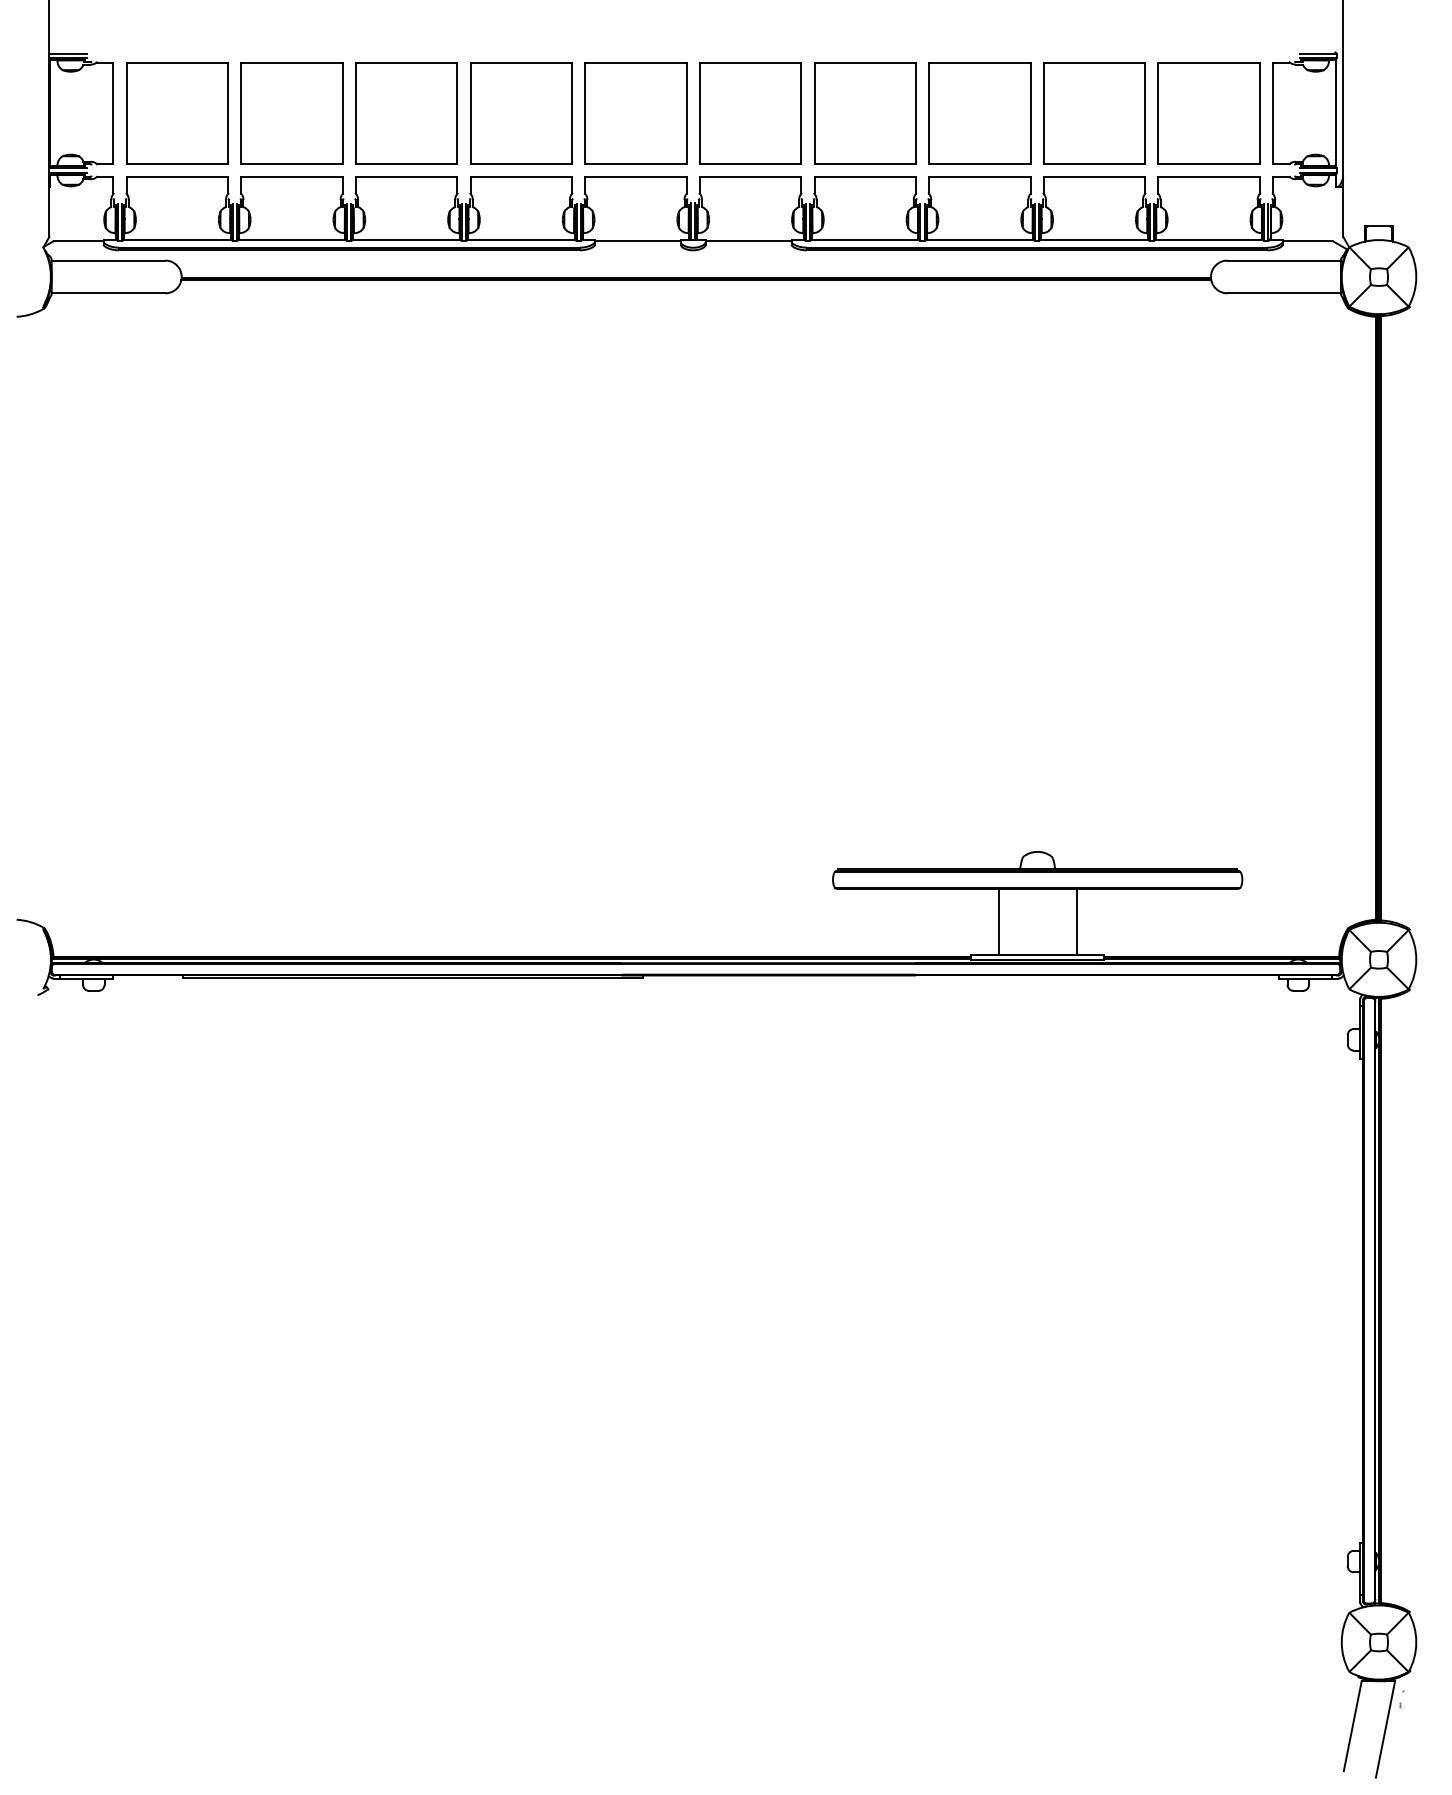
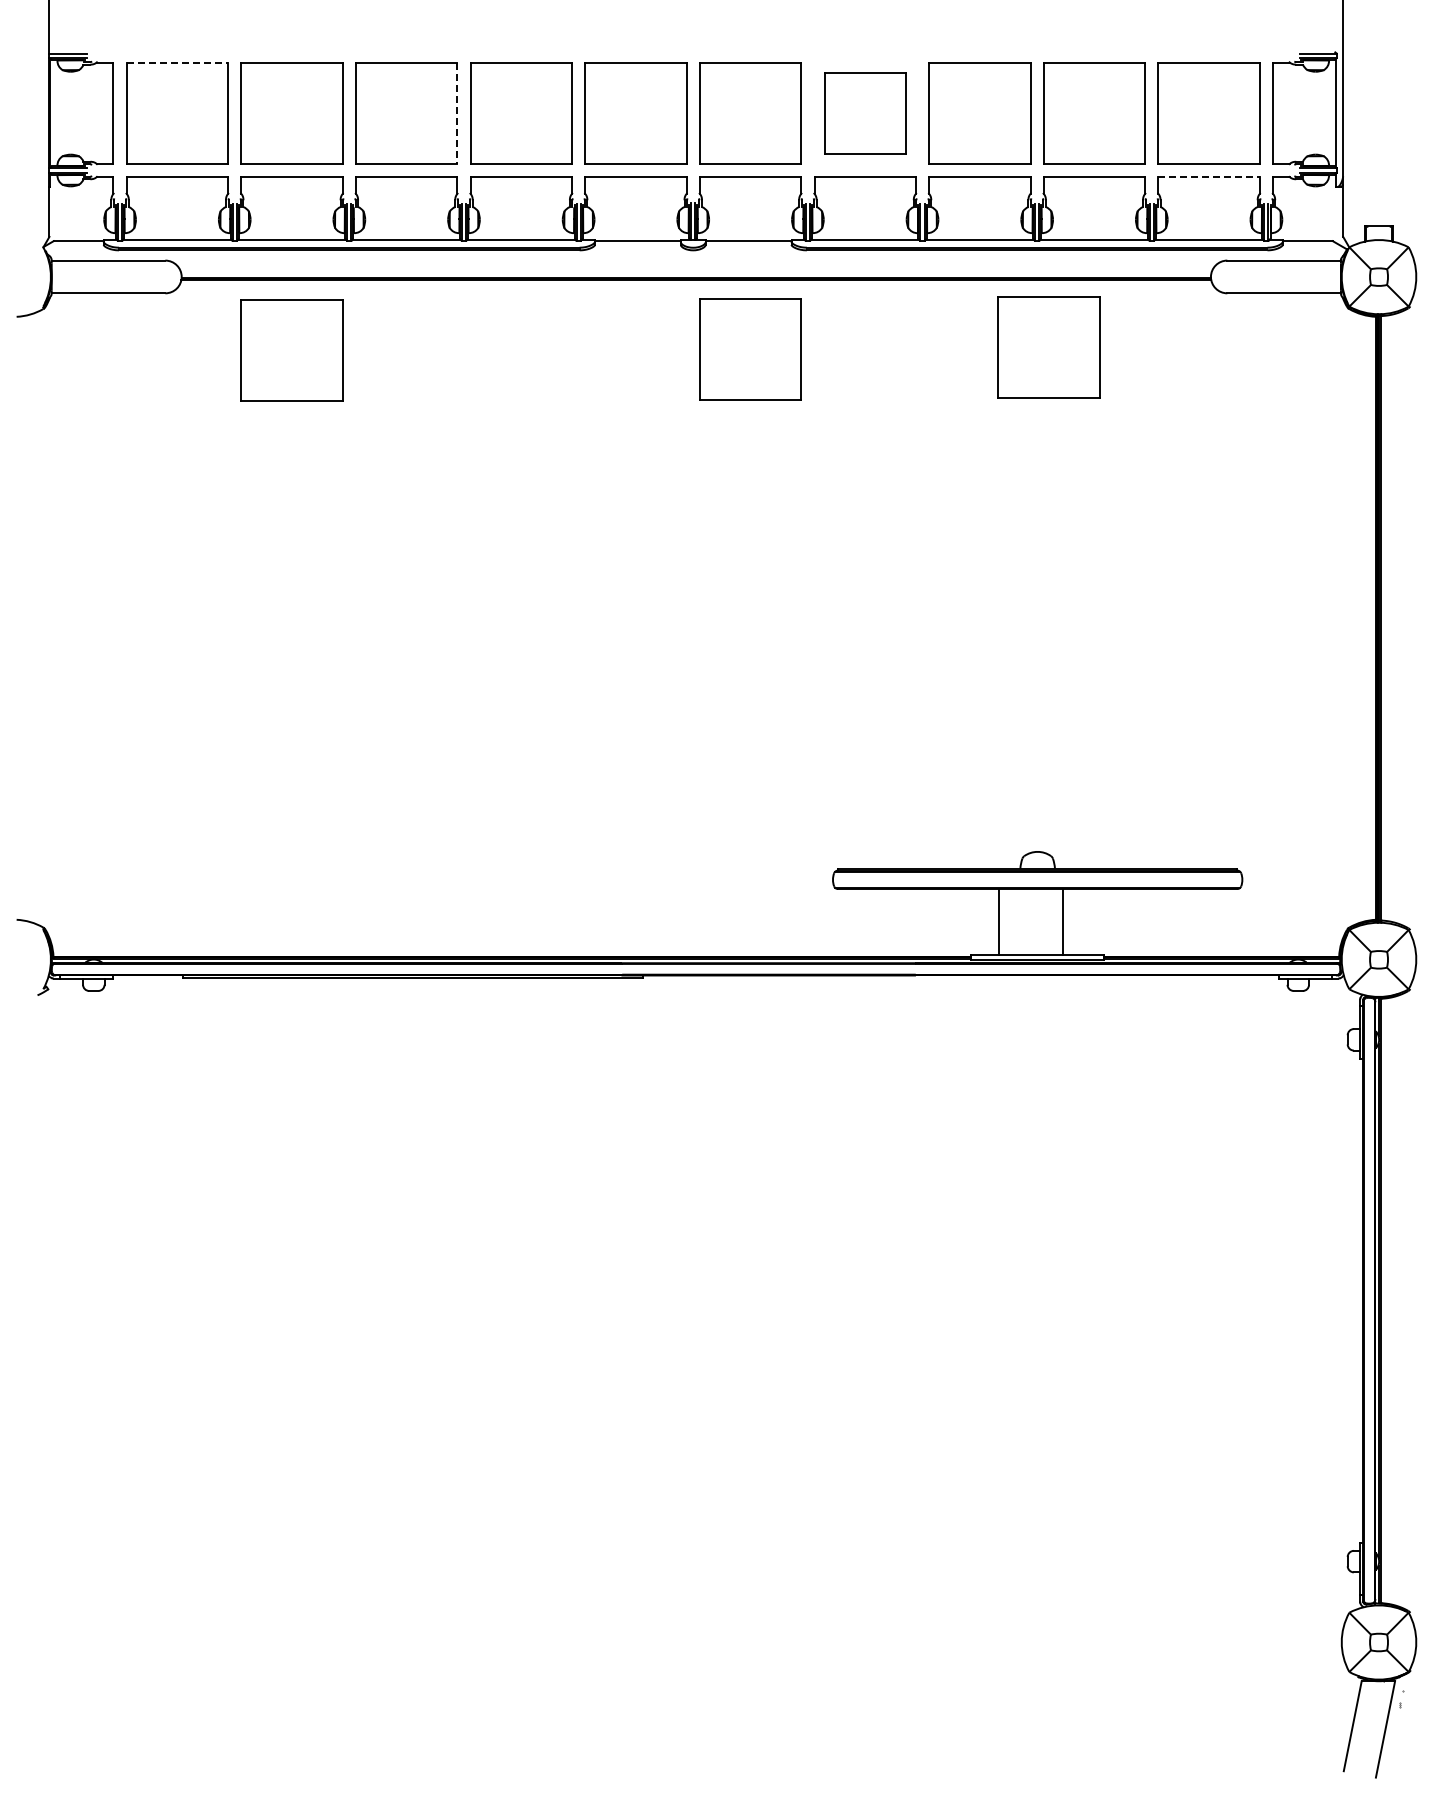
line: solid -> dashed (177, 62)
line: solid -> dashed (457, 113)
part size: 103x103 px -> 83x83 px (865, 113)
line: solid -> dashed (1209, 177)
part: none -> present (1048, 347)
part: none -> present (750, 349)
part: none -> present (291, 350)
line position: (1076, 921) -> (1062, 921) (1062, 921)
